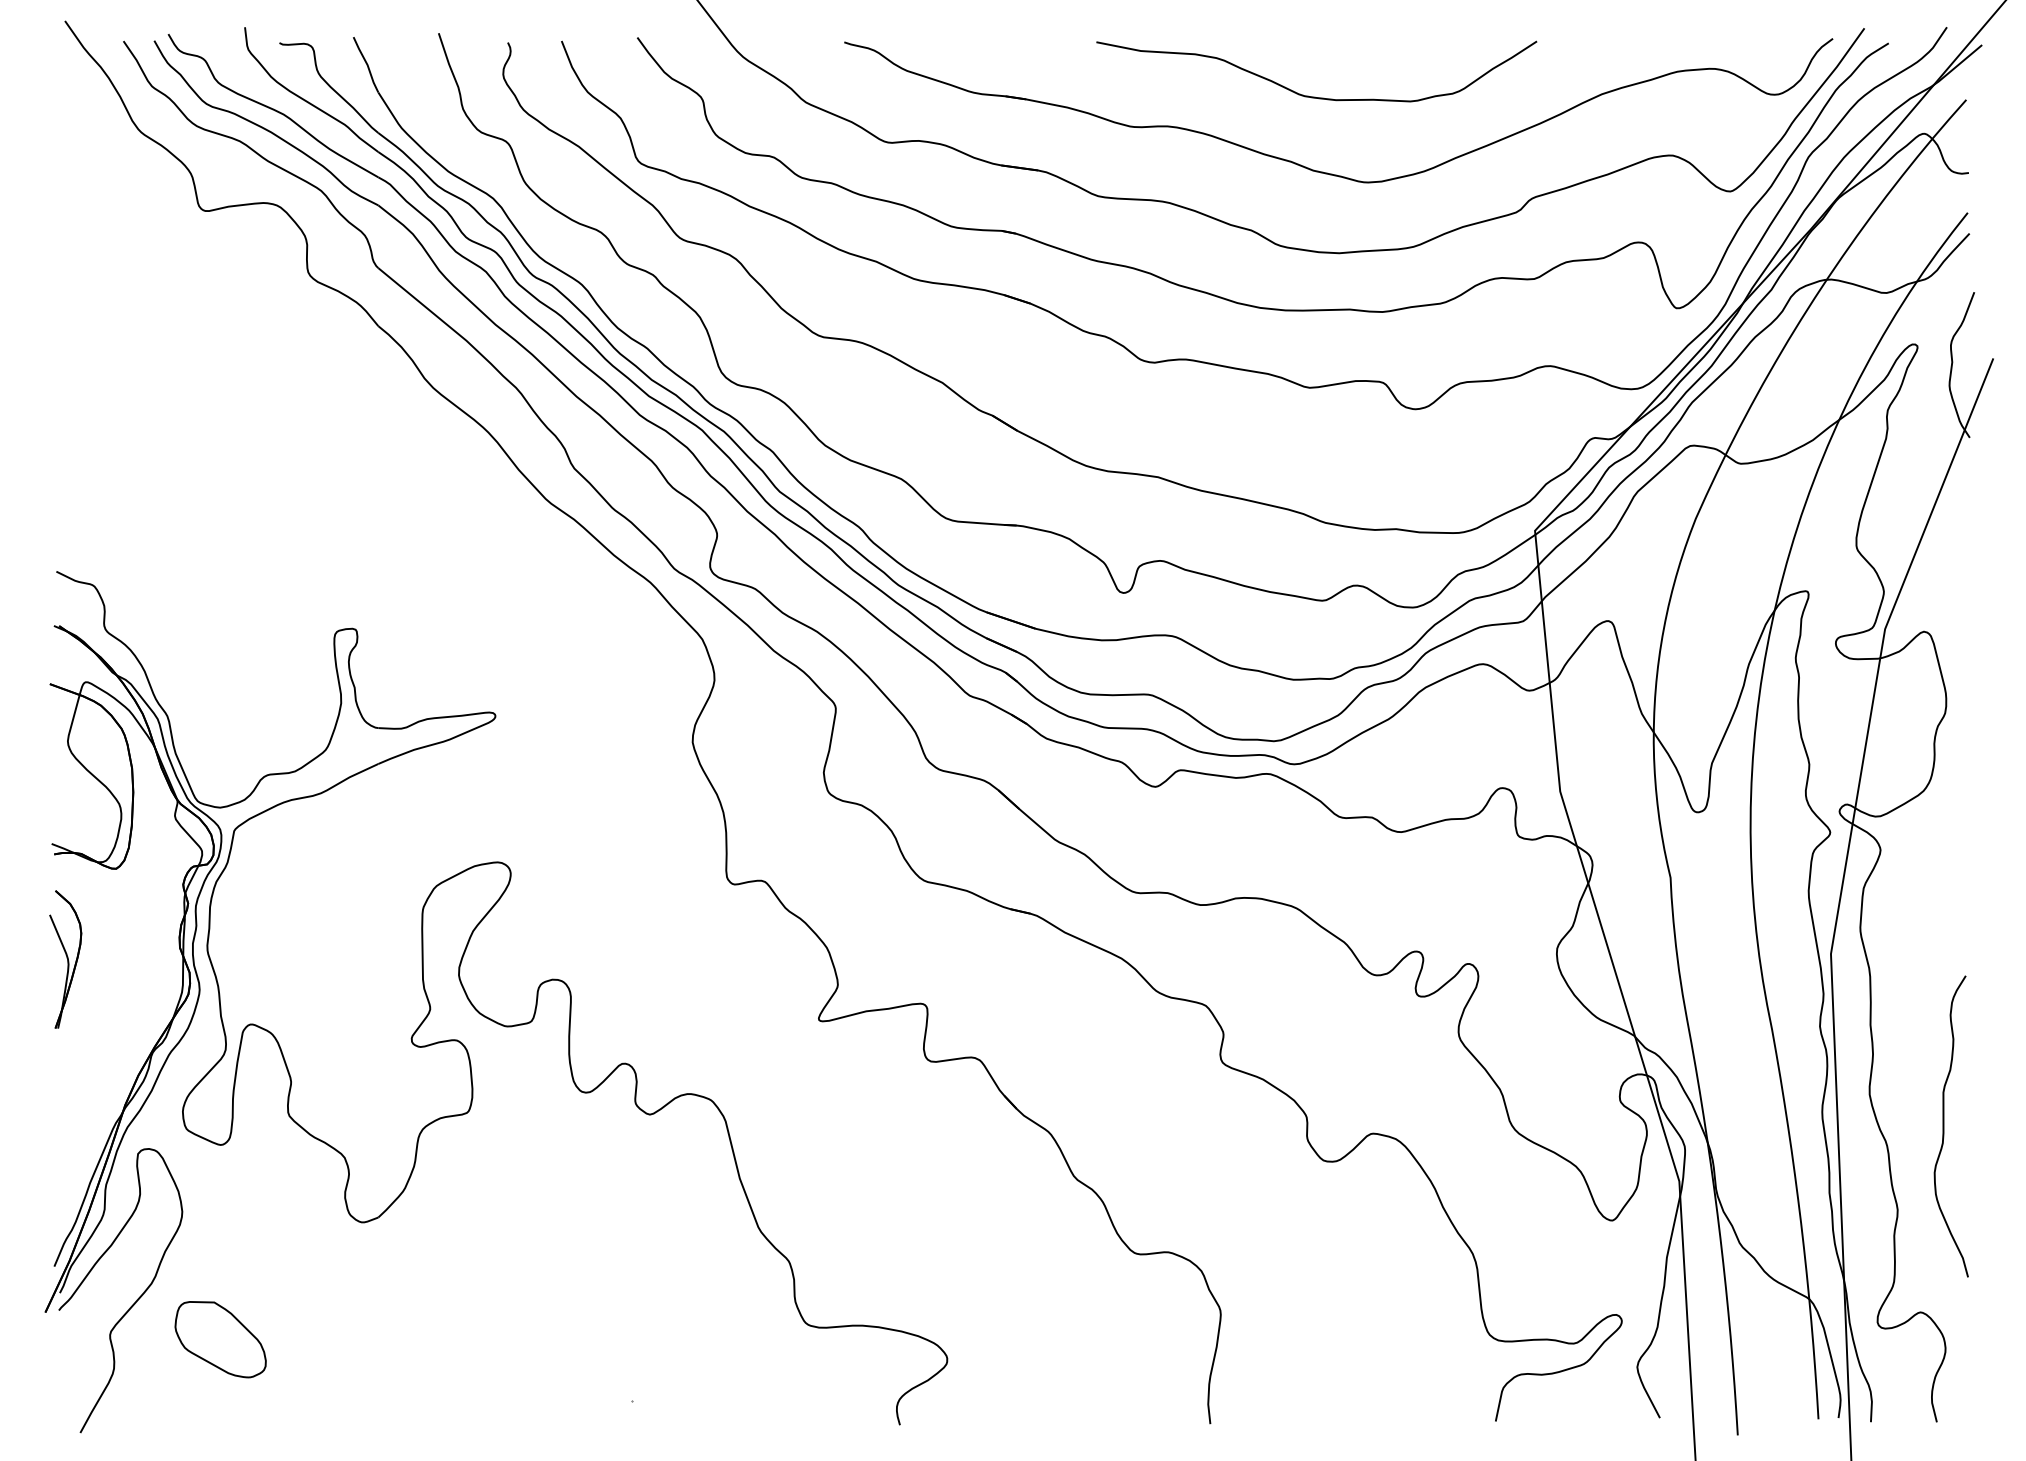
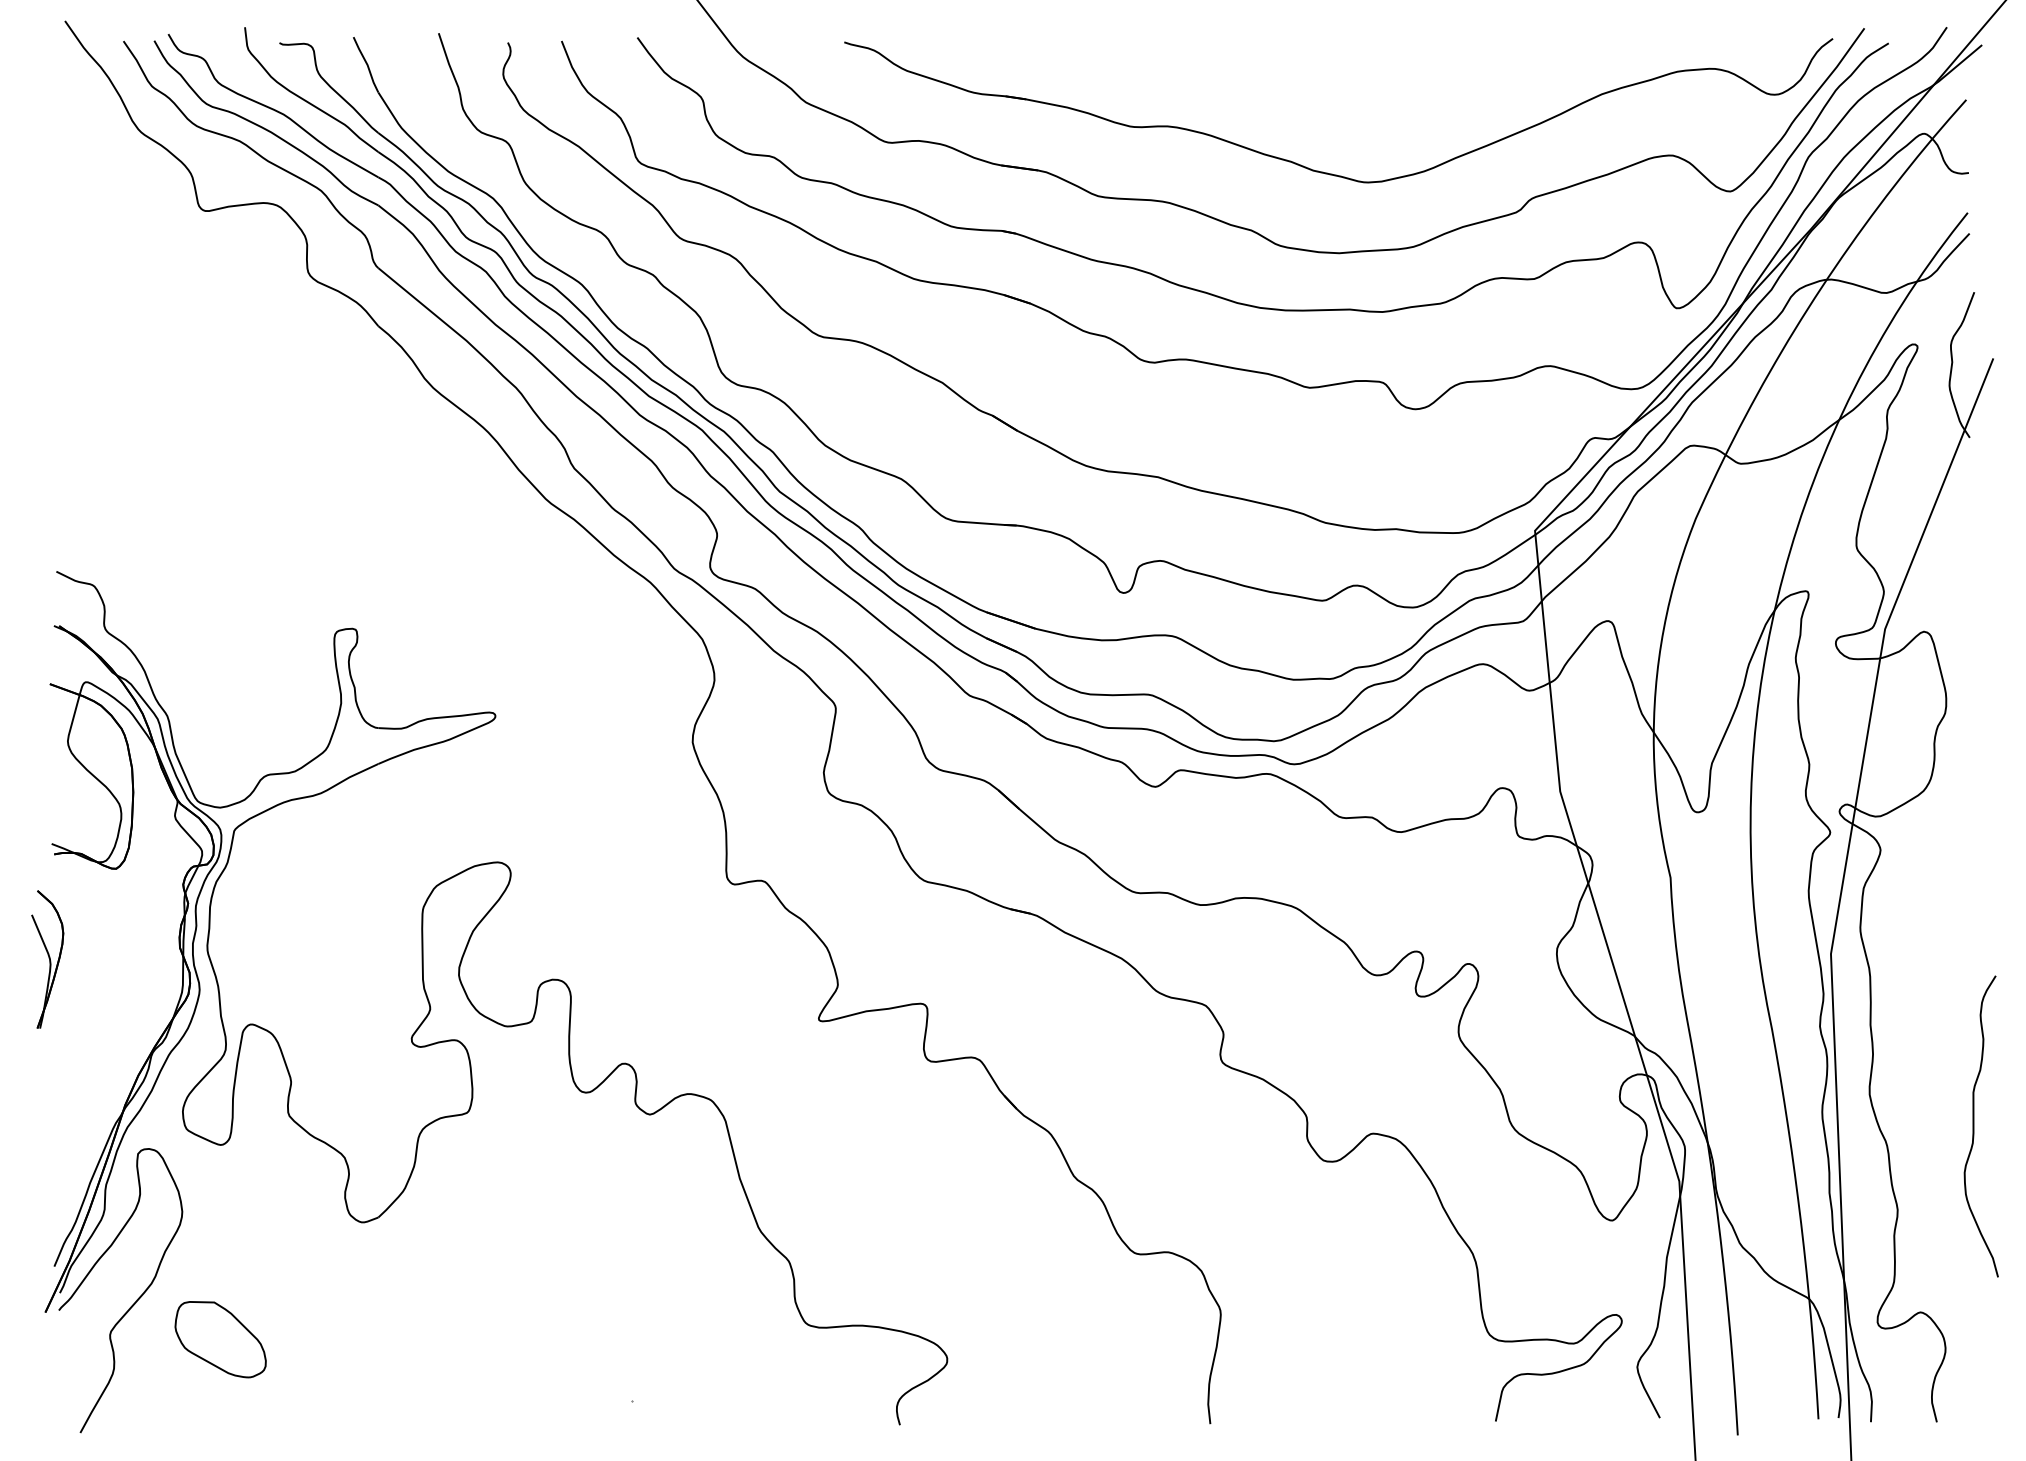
curve: present -> none (1315, 96)
part position: (65, 959) -> (47, 959) (47, 959)
curve position: (1944, 1126) -> (1974, 1126) (1974, 1126)
